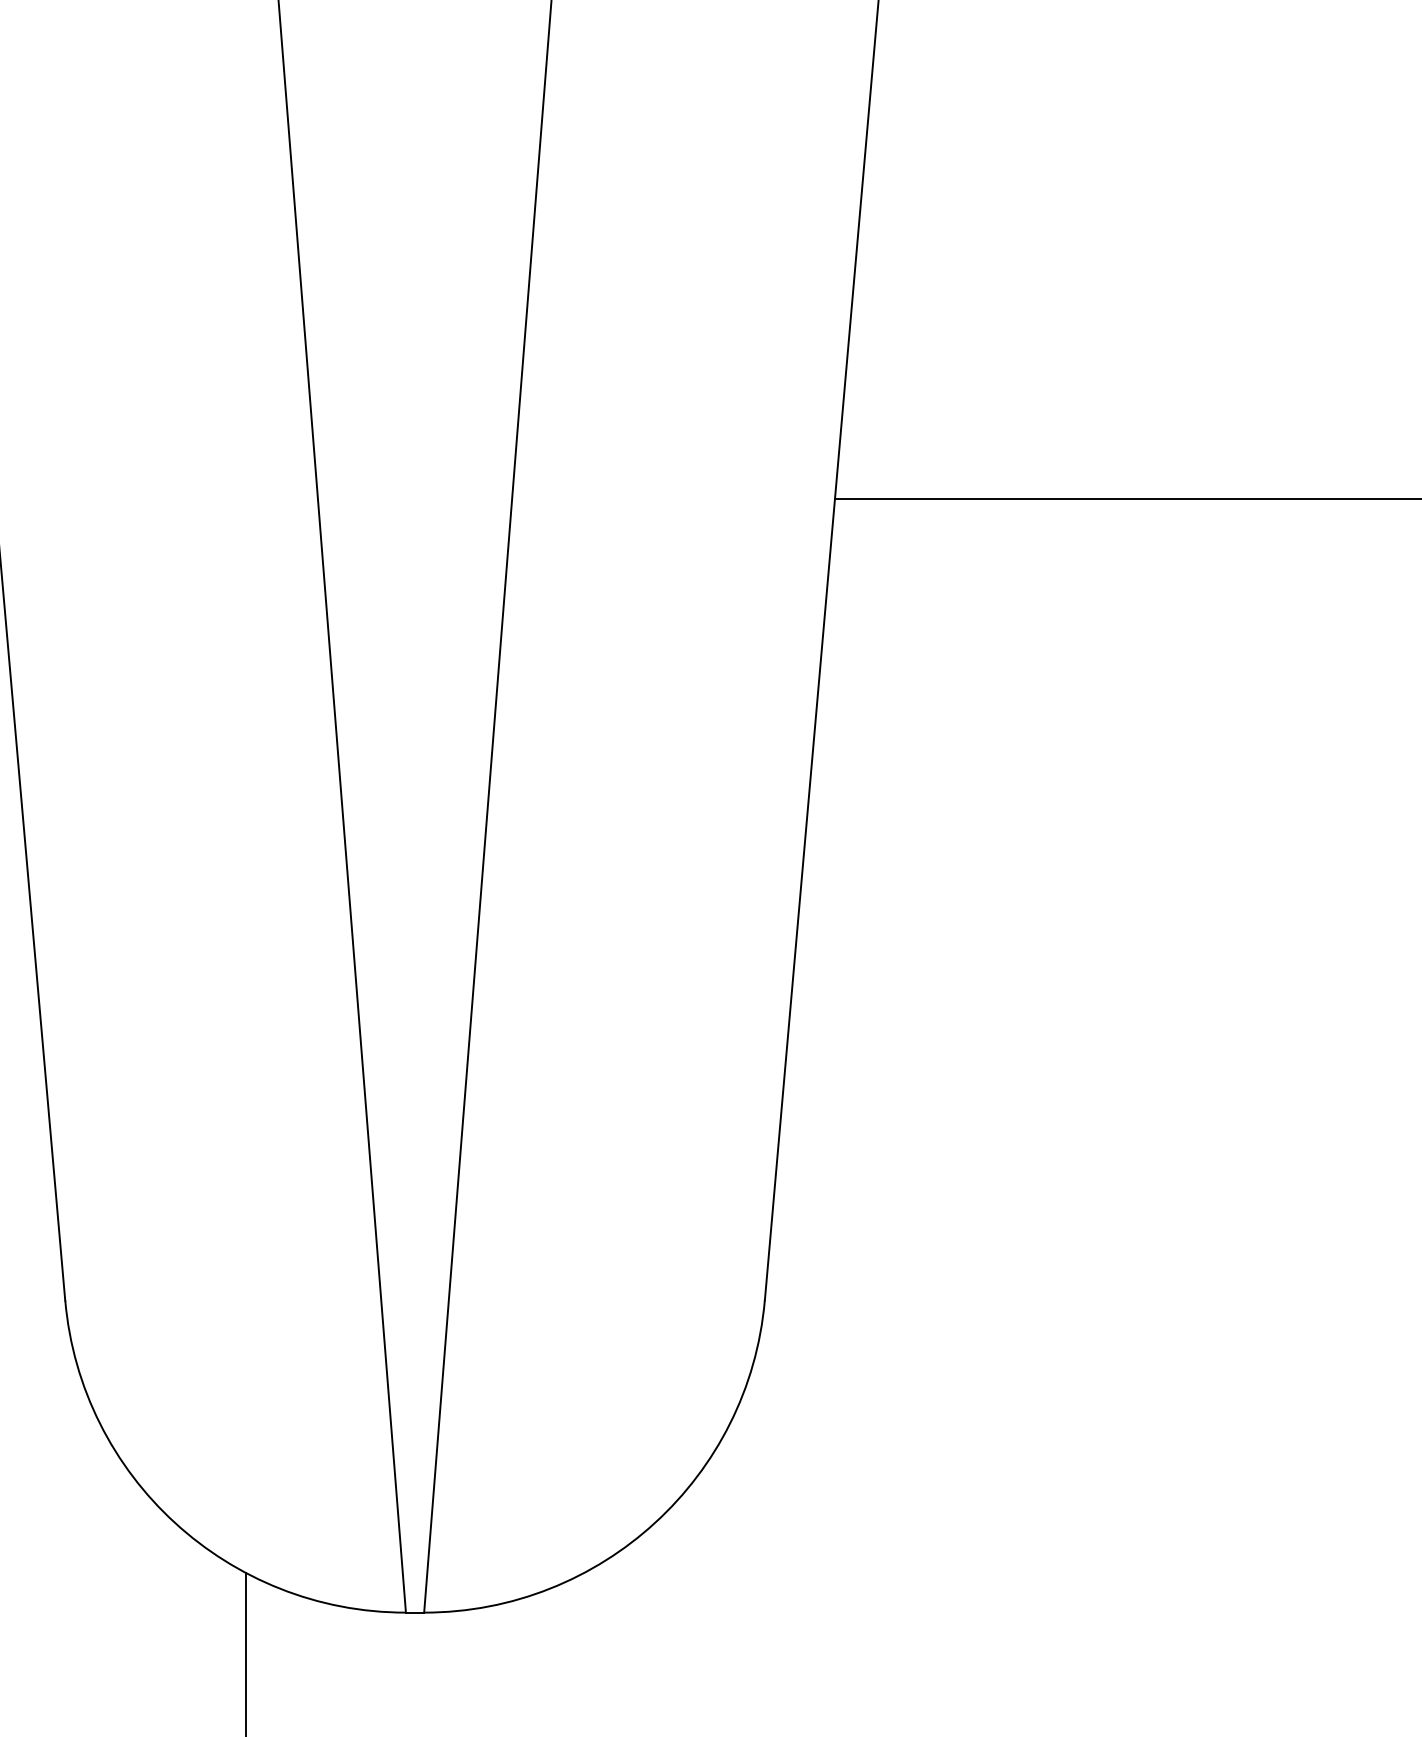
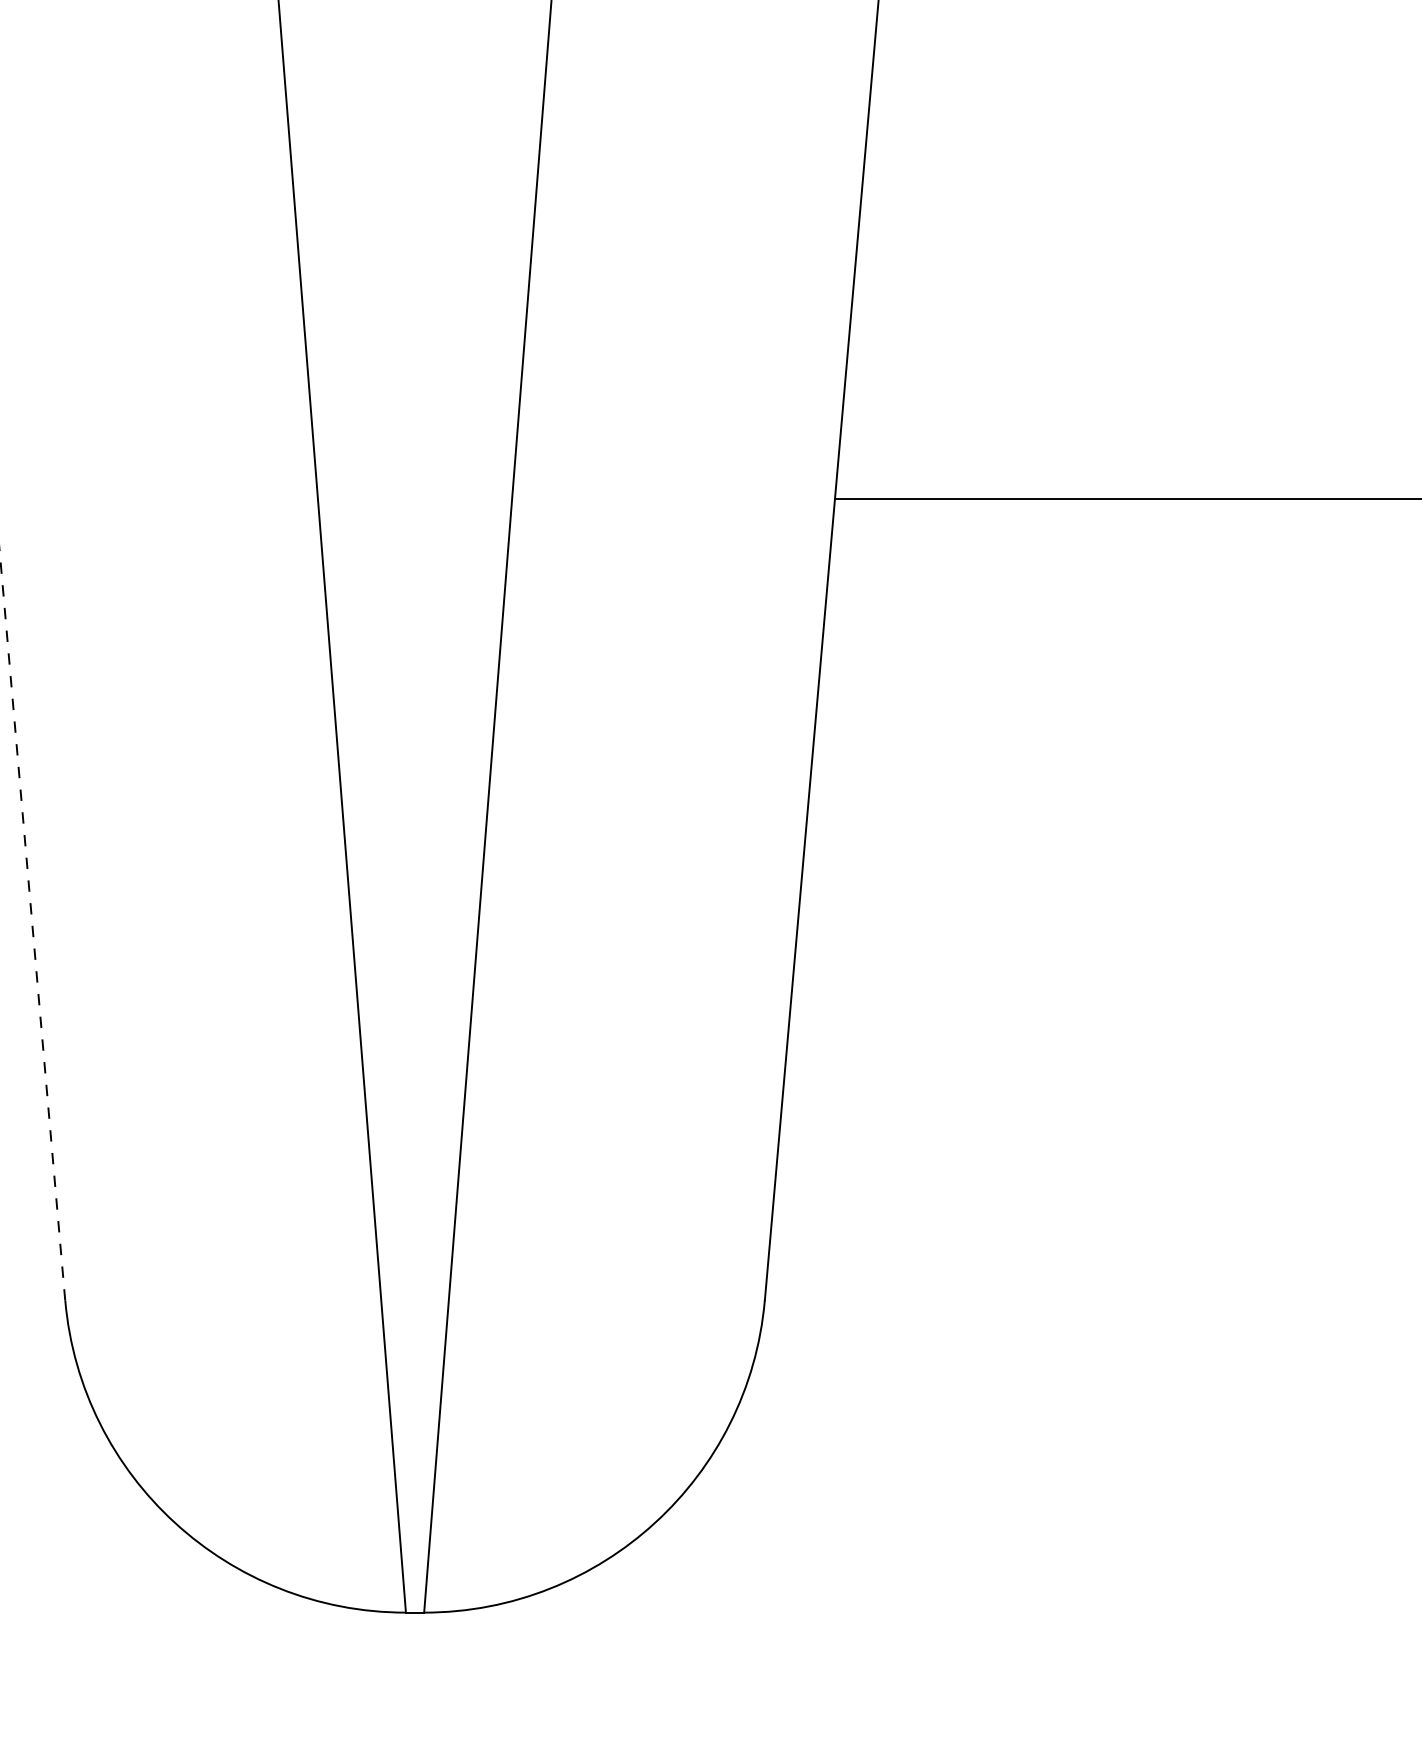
line: solid -> dashed (32, 928)
line: present -> none (246, 1653)
